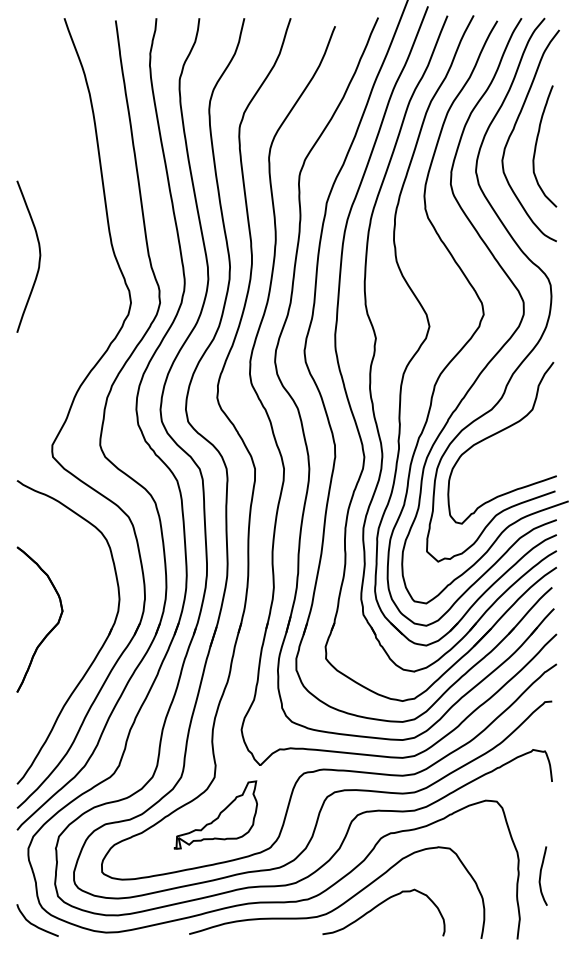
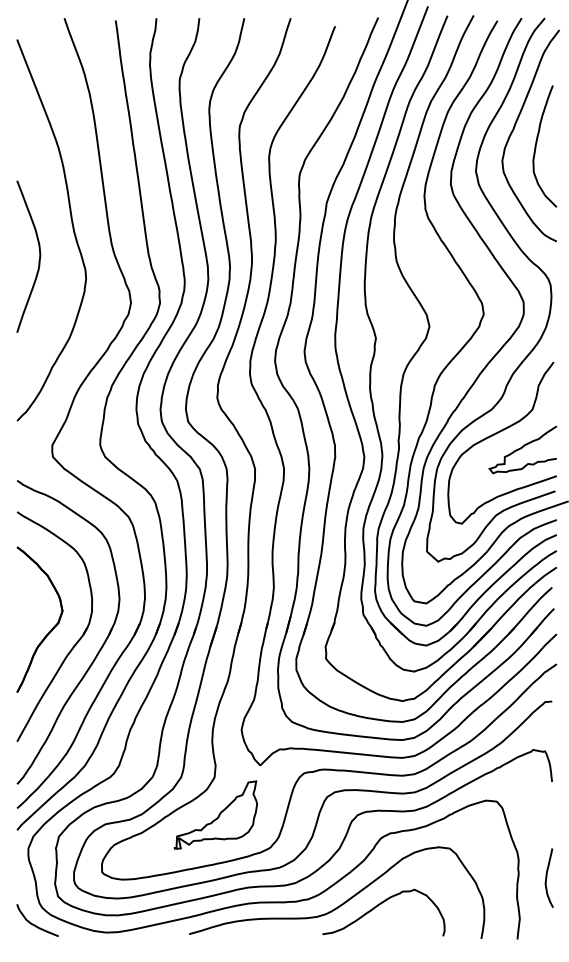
curve: none -> present (71, 224)
curve: none -> present (522, 448)
part: none -> present (76, 641)
curve position: (541, 875) -> (547, 877) (547, 877)
